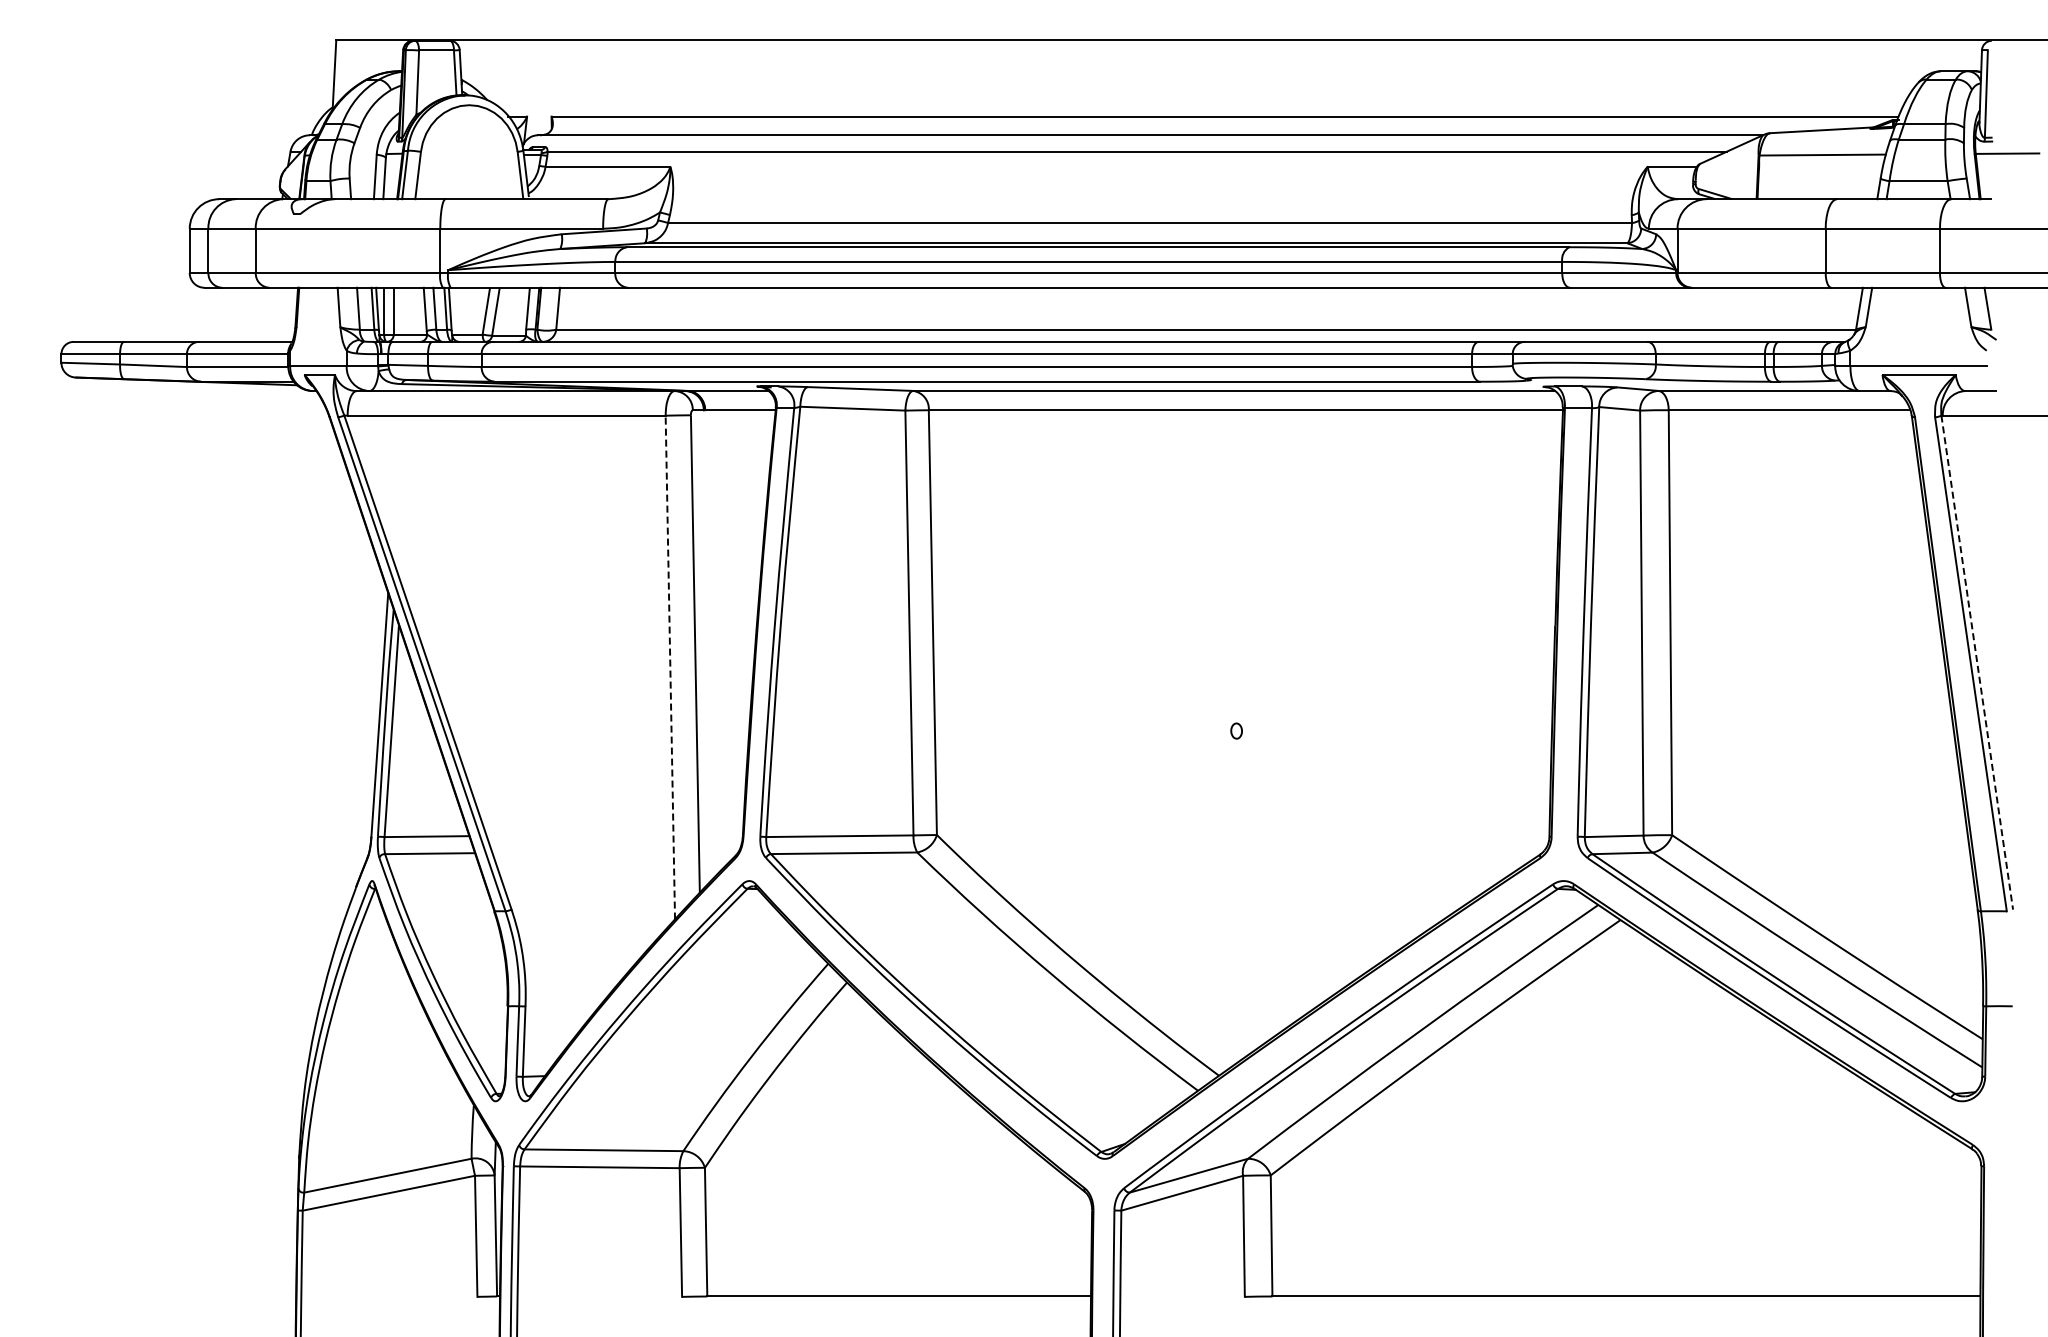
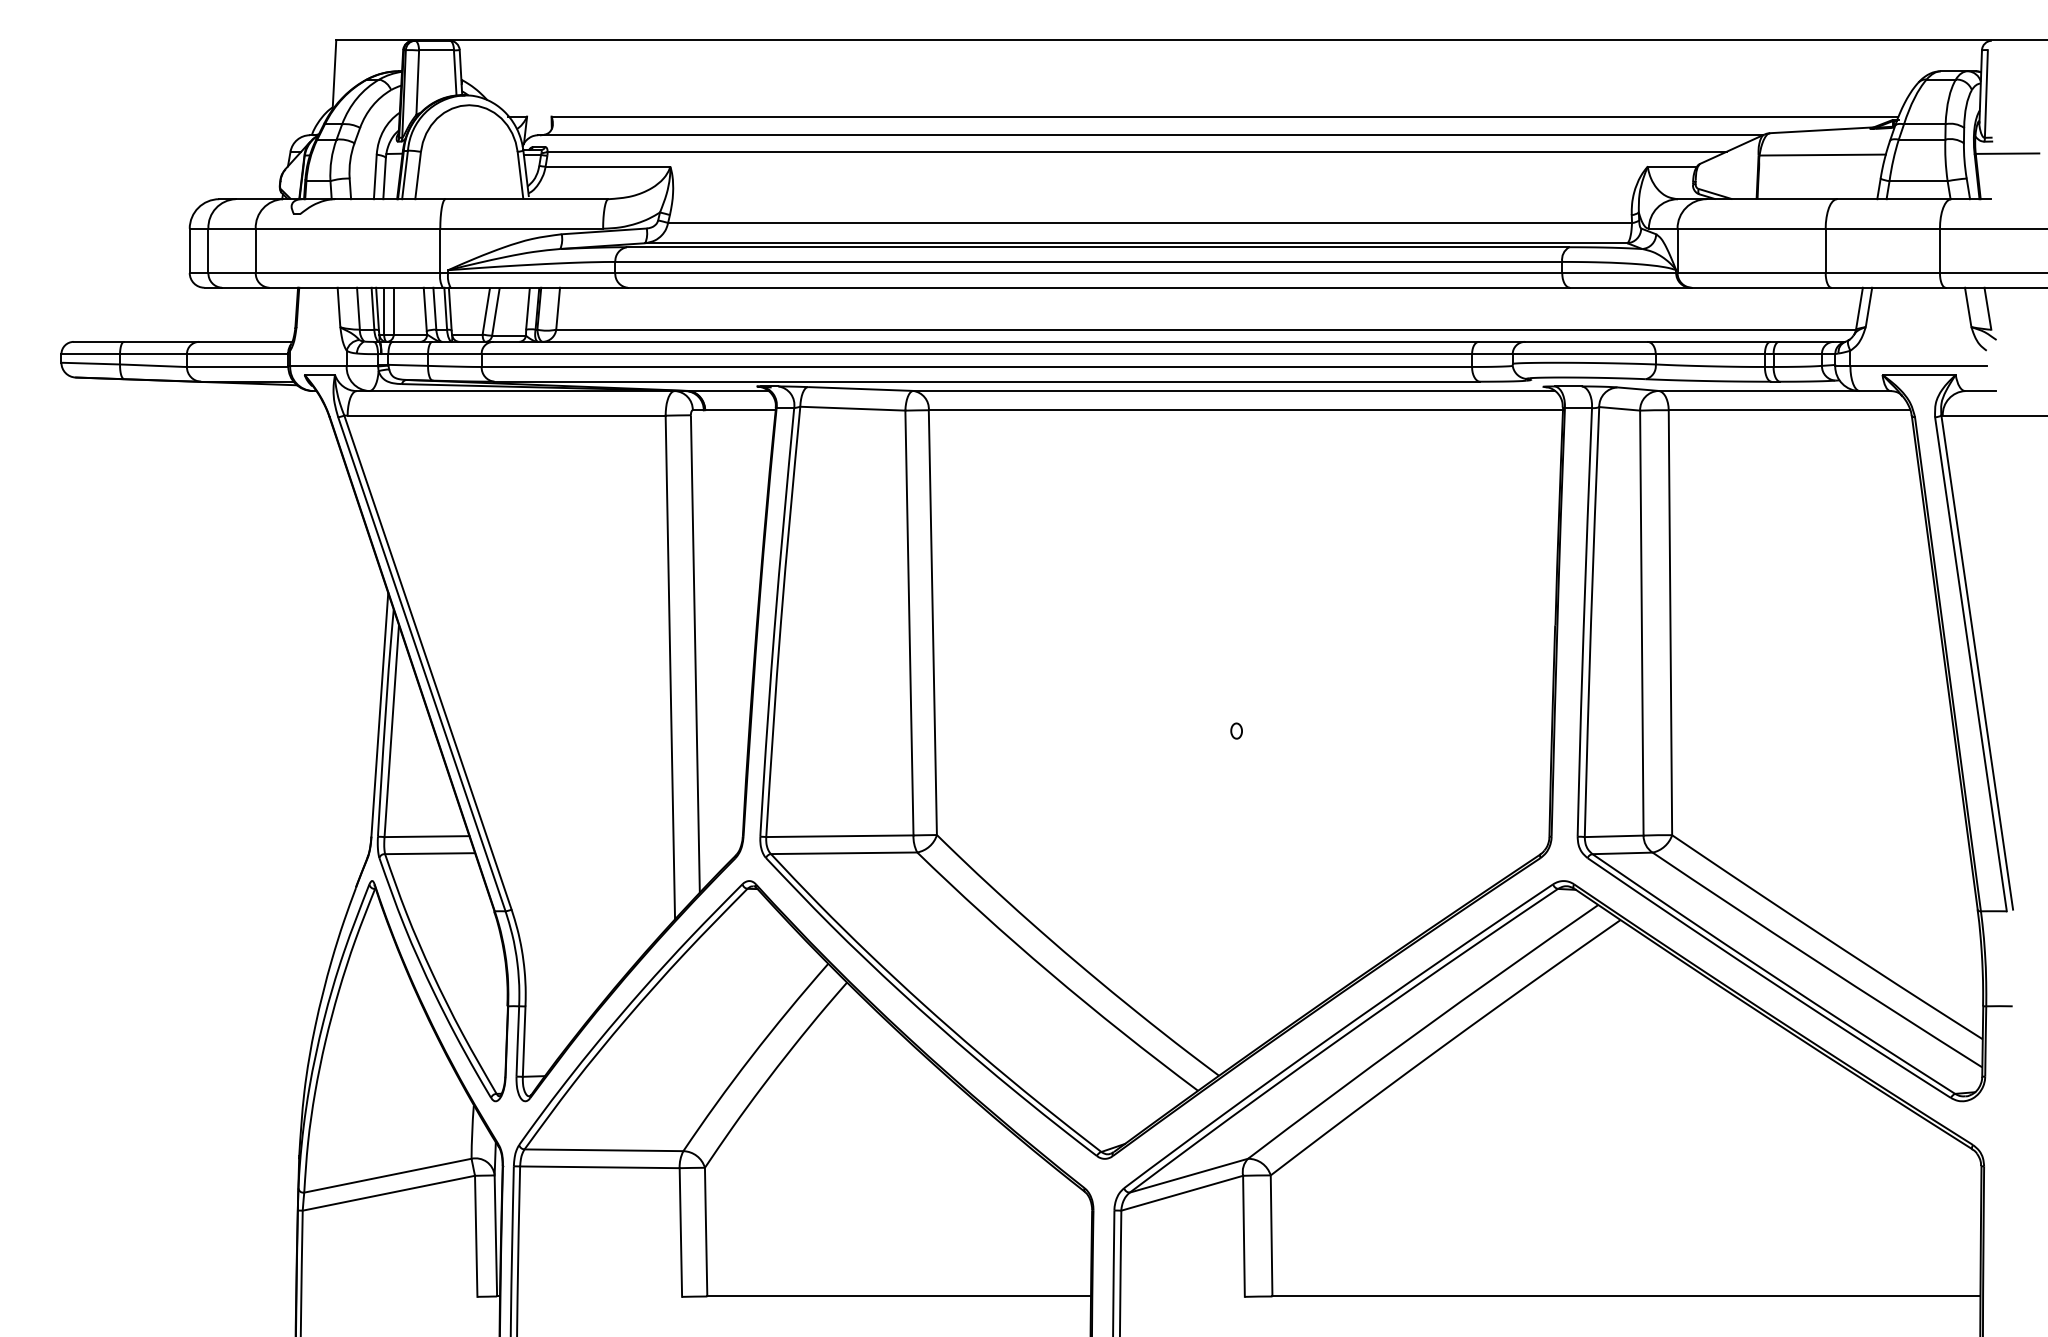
line: dashed -> solid (1977, 662)
line: dashed -> solid (670, 667)
